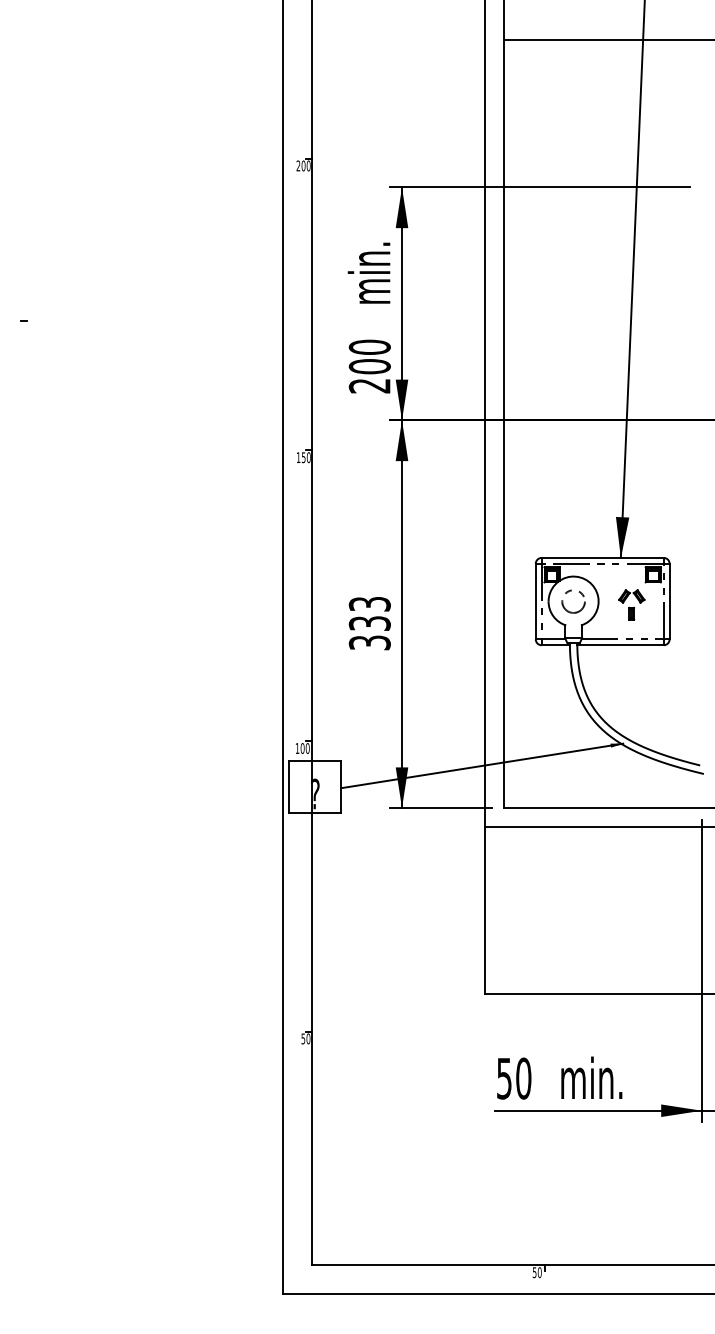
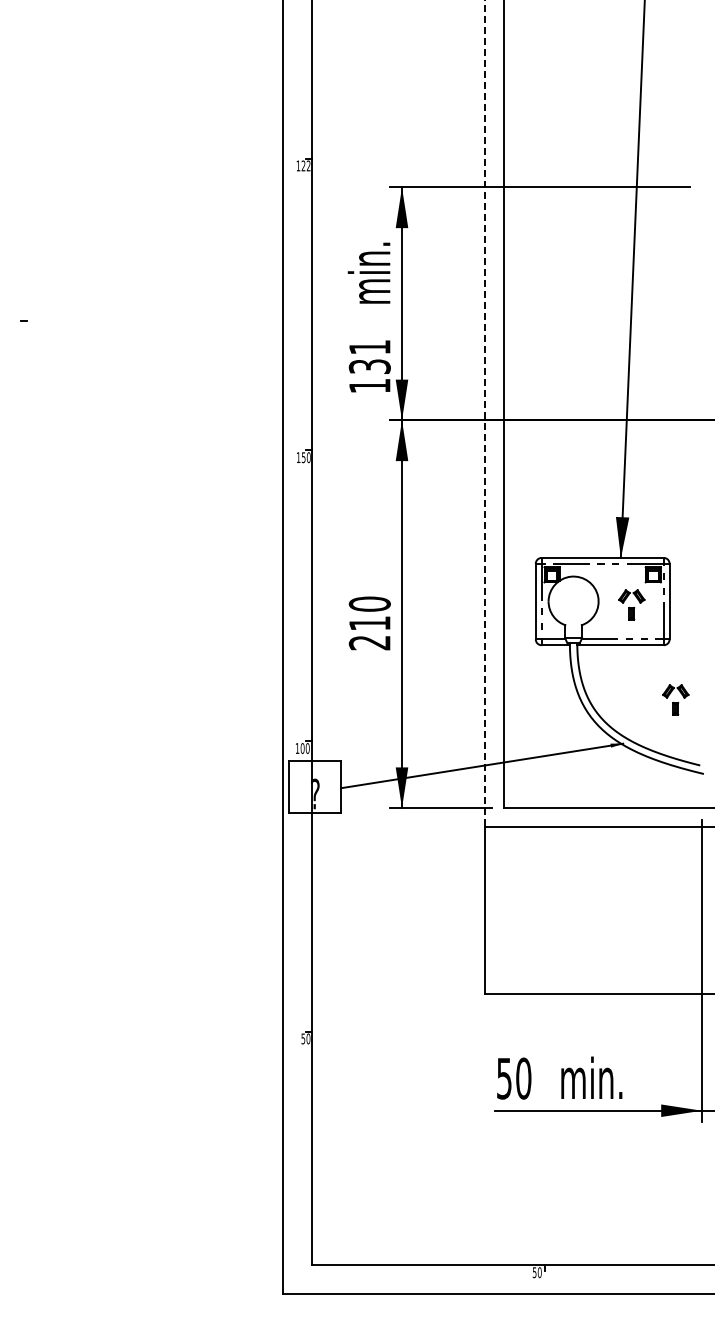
line: present -> none (607, 40)
text: 200 -> 122 (303, 165)
text: 200 -> 131 (369, 366)
line: solid -> dashed (485, 414)
circle: present -> none (573, 601)
text: 333 -> 210 (369, 623)
part: none -> present (675, 699)
